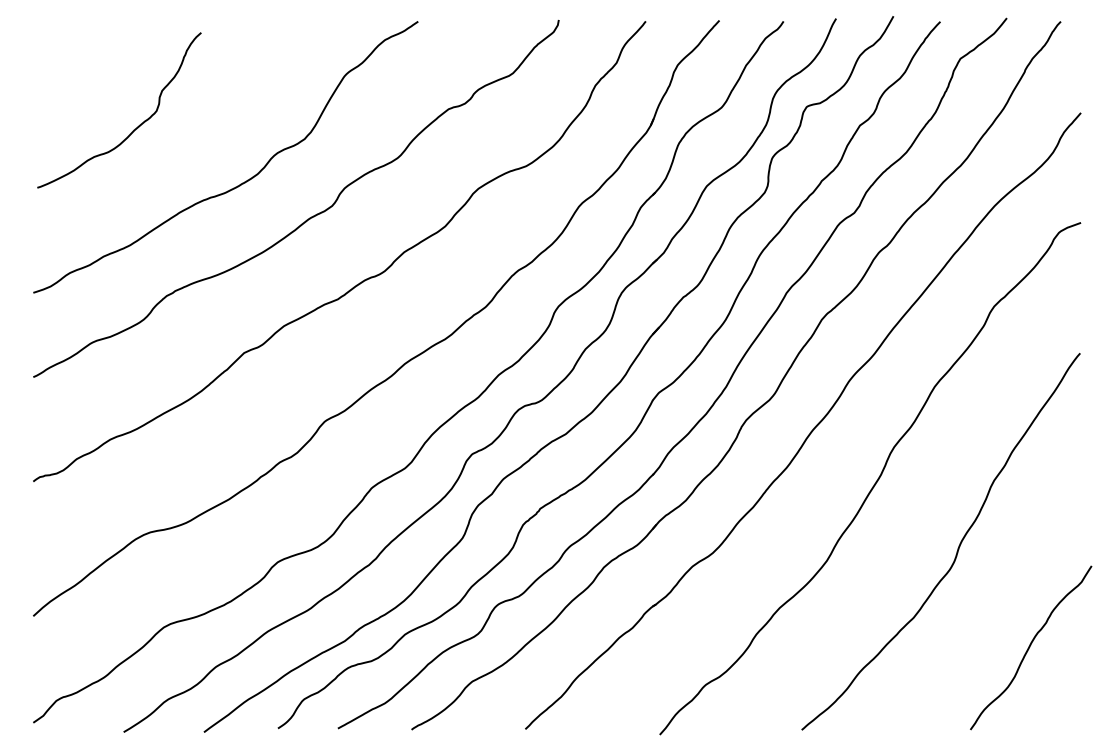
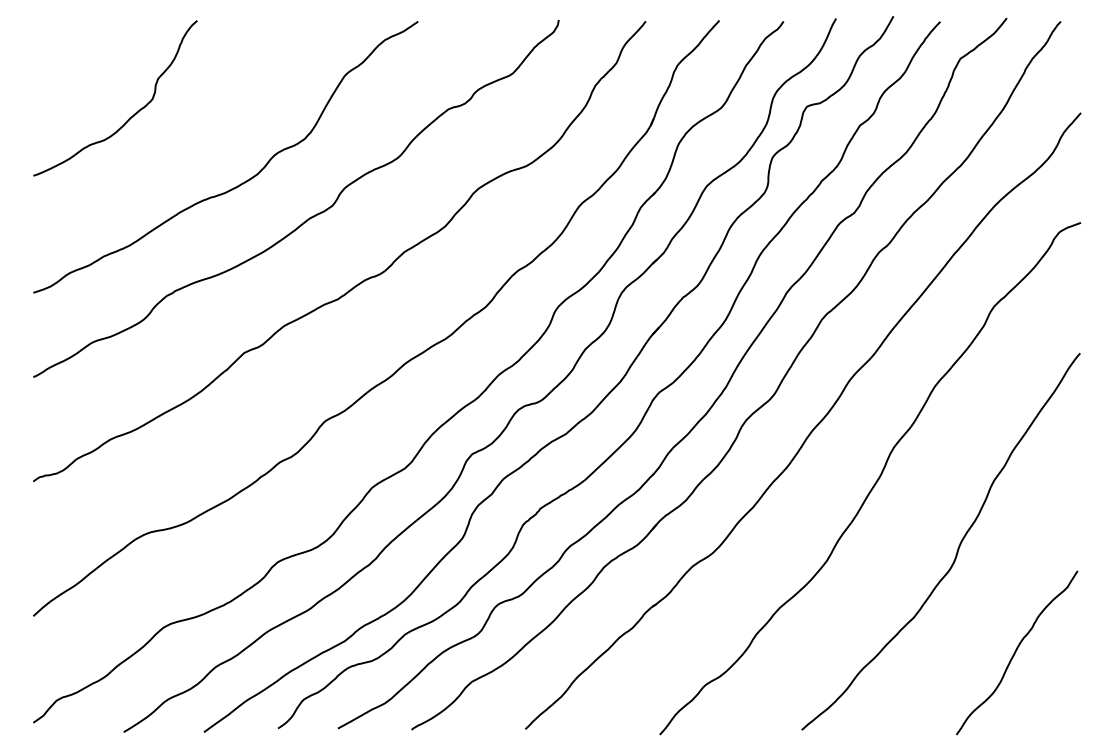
curve position: (133, 129) -> (129, 117) (129, 117)
curve position: (1030, 647) -> (1016, 652) (1016, 652)
